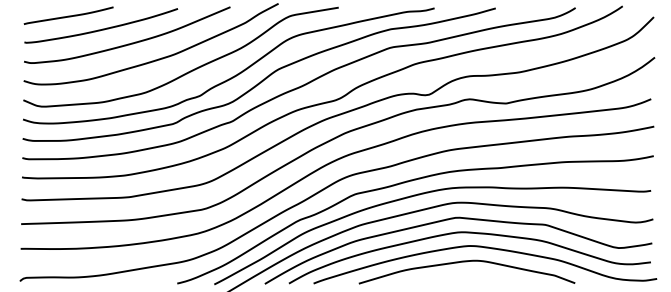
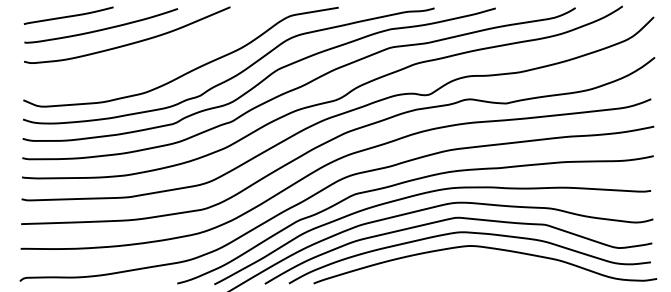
curve: present -> none (155, 59)
curve: present -> none (466, 262)
